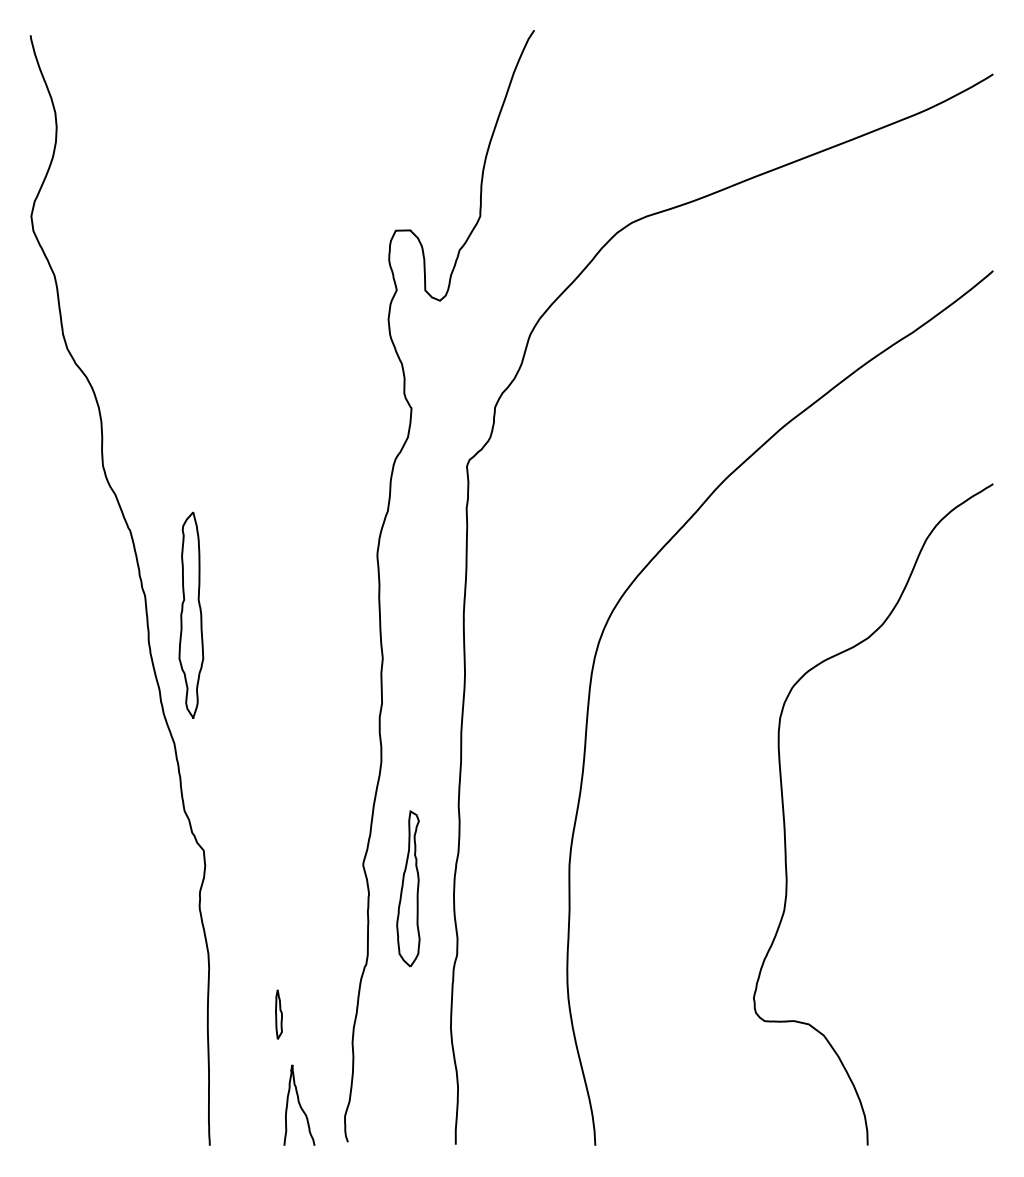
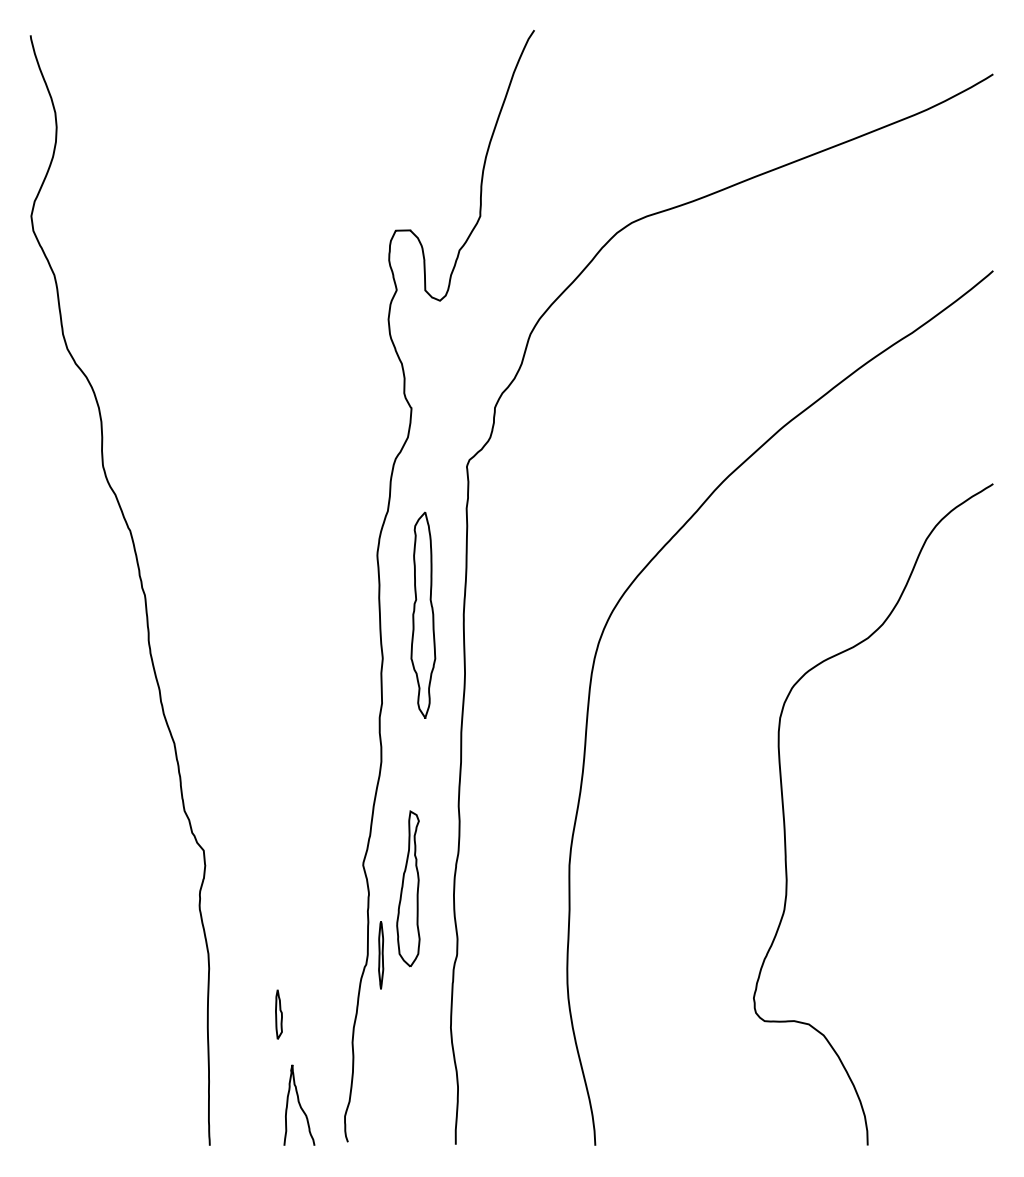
part position: (191, 614) -> (423, 614) (423, 614)
part: none -> present (381, 955)
